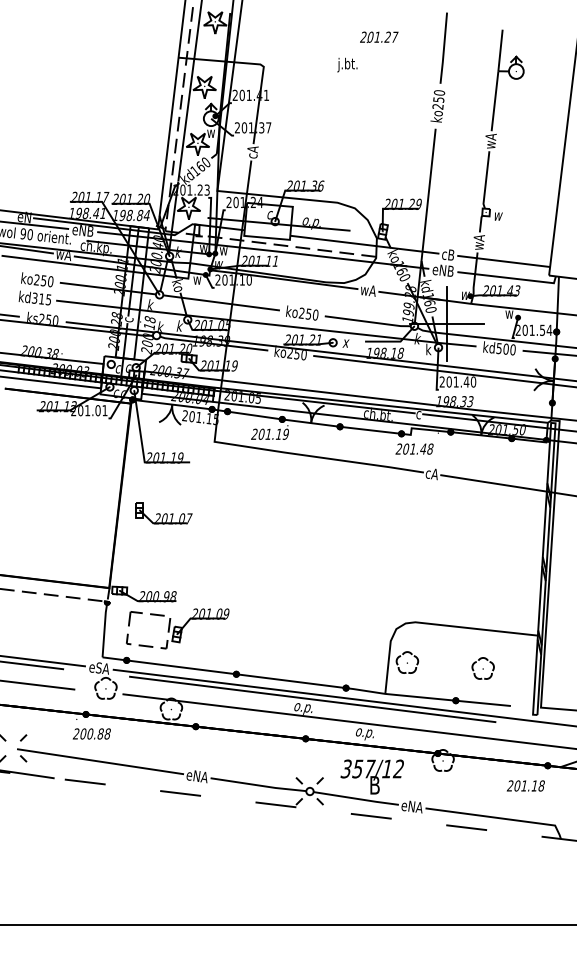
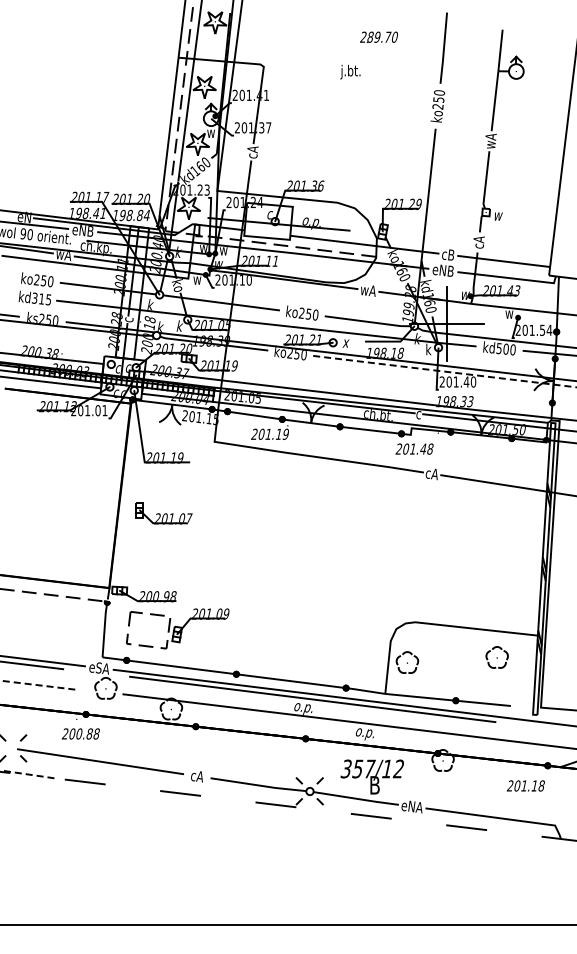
text: 201.27 -> 289.70 (382, 36)
text position: (347, 64) -> (350, 71) (350, 71)
text: wA -> cA (478, 242)
line: solid -> dashed (444, 371)
part position: (482, 668) -> (496, 657) (496, 657)
line: solid -> dashed (37, 685)
text position: (91, 733) -> (80, 733) (80, 733)
line: solid -> dashed (28, 774)
text: eNA -> cA (196, 776)
